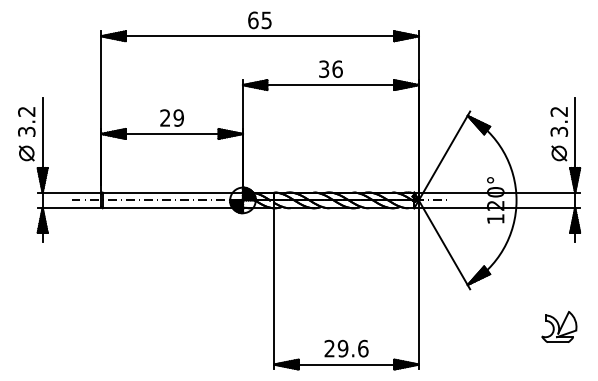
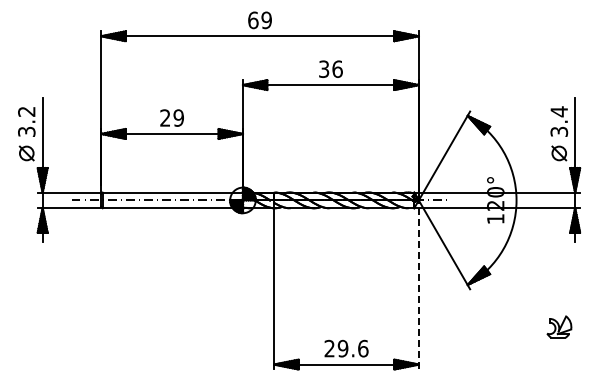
text: 65 -> 69 (266, 19)
text: 3.2 -> 3.4 (558, 111)
line: solid -> dashed (418, 284)
part size: 37x32 px -> 27x24 px (559, 326)
